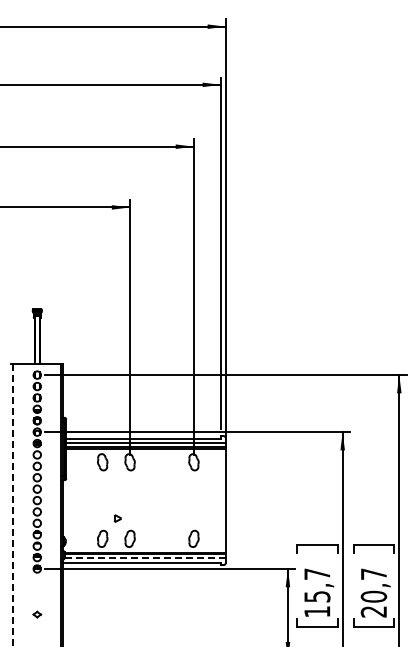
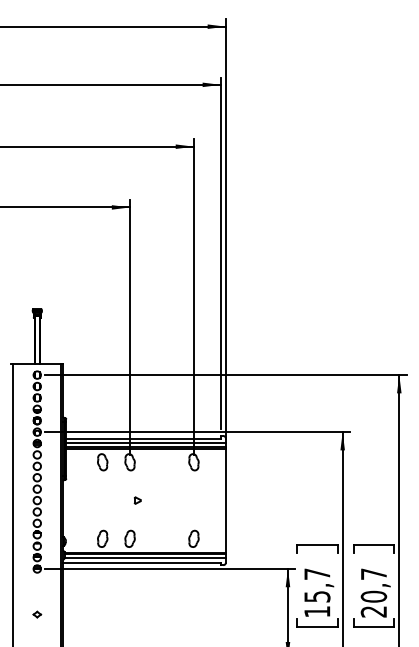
line: dashed -> solid (13, 504)
part position: (117, 518) -> (137, 500) (137, 500)
line: dashed -> solid (145, 558)
